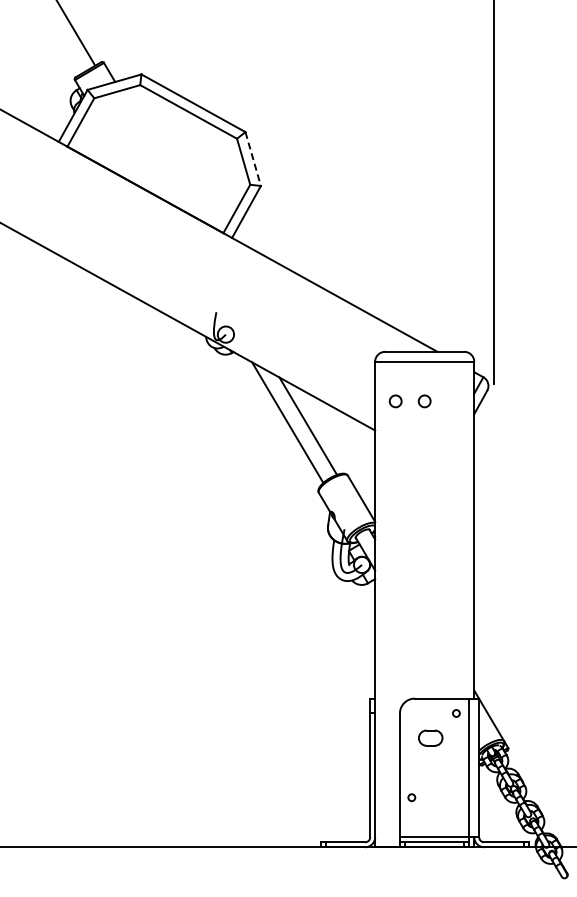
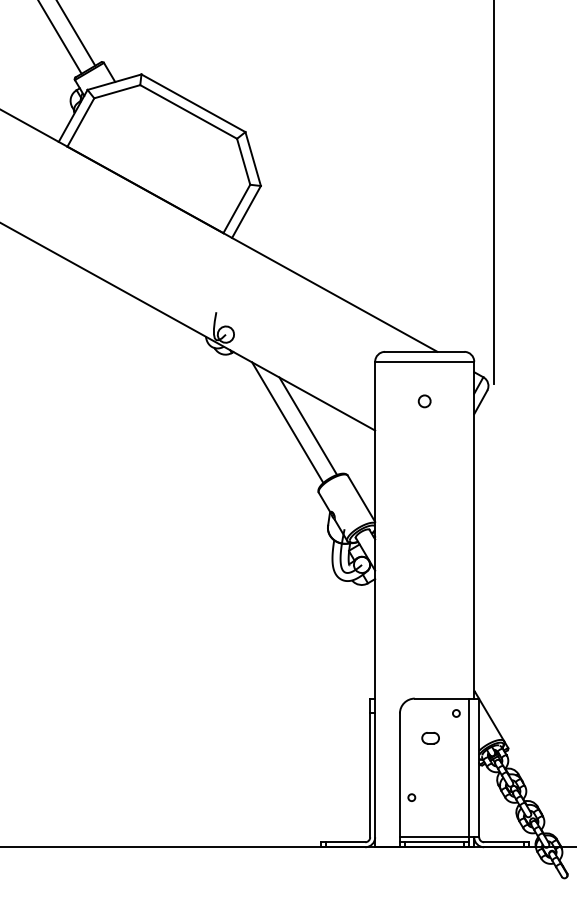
line: none -> present (60, 37)
line: dashed -> solid (253, 159)
circle: present -> none (395, 401)
part size: 26x18 px -> 19x13 px (430, 738)
